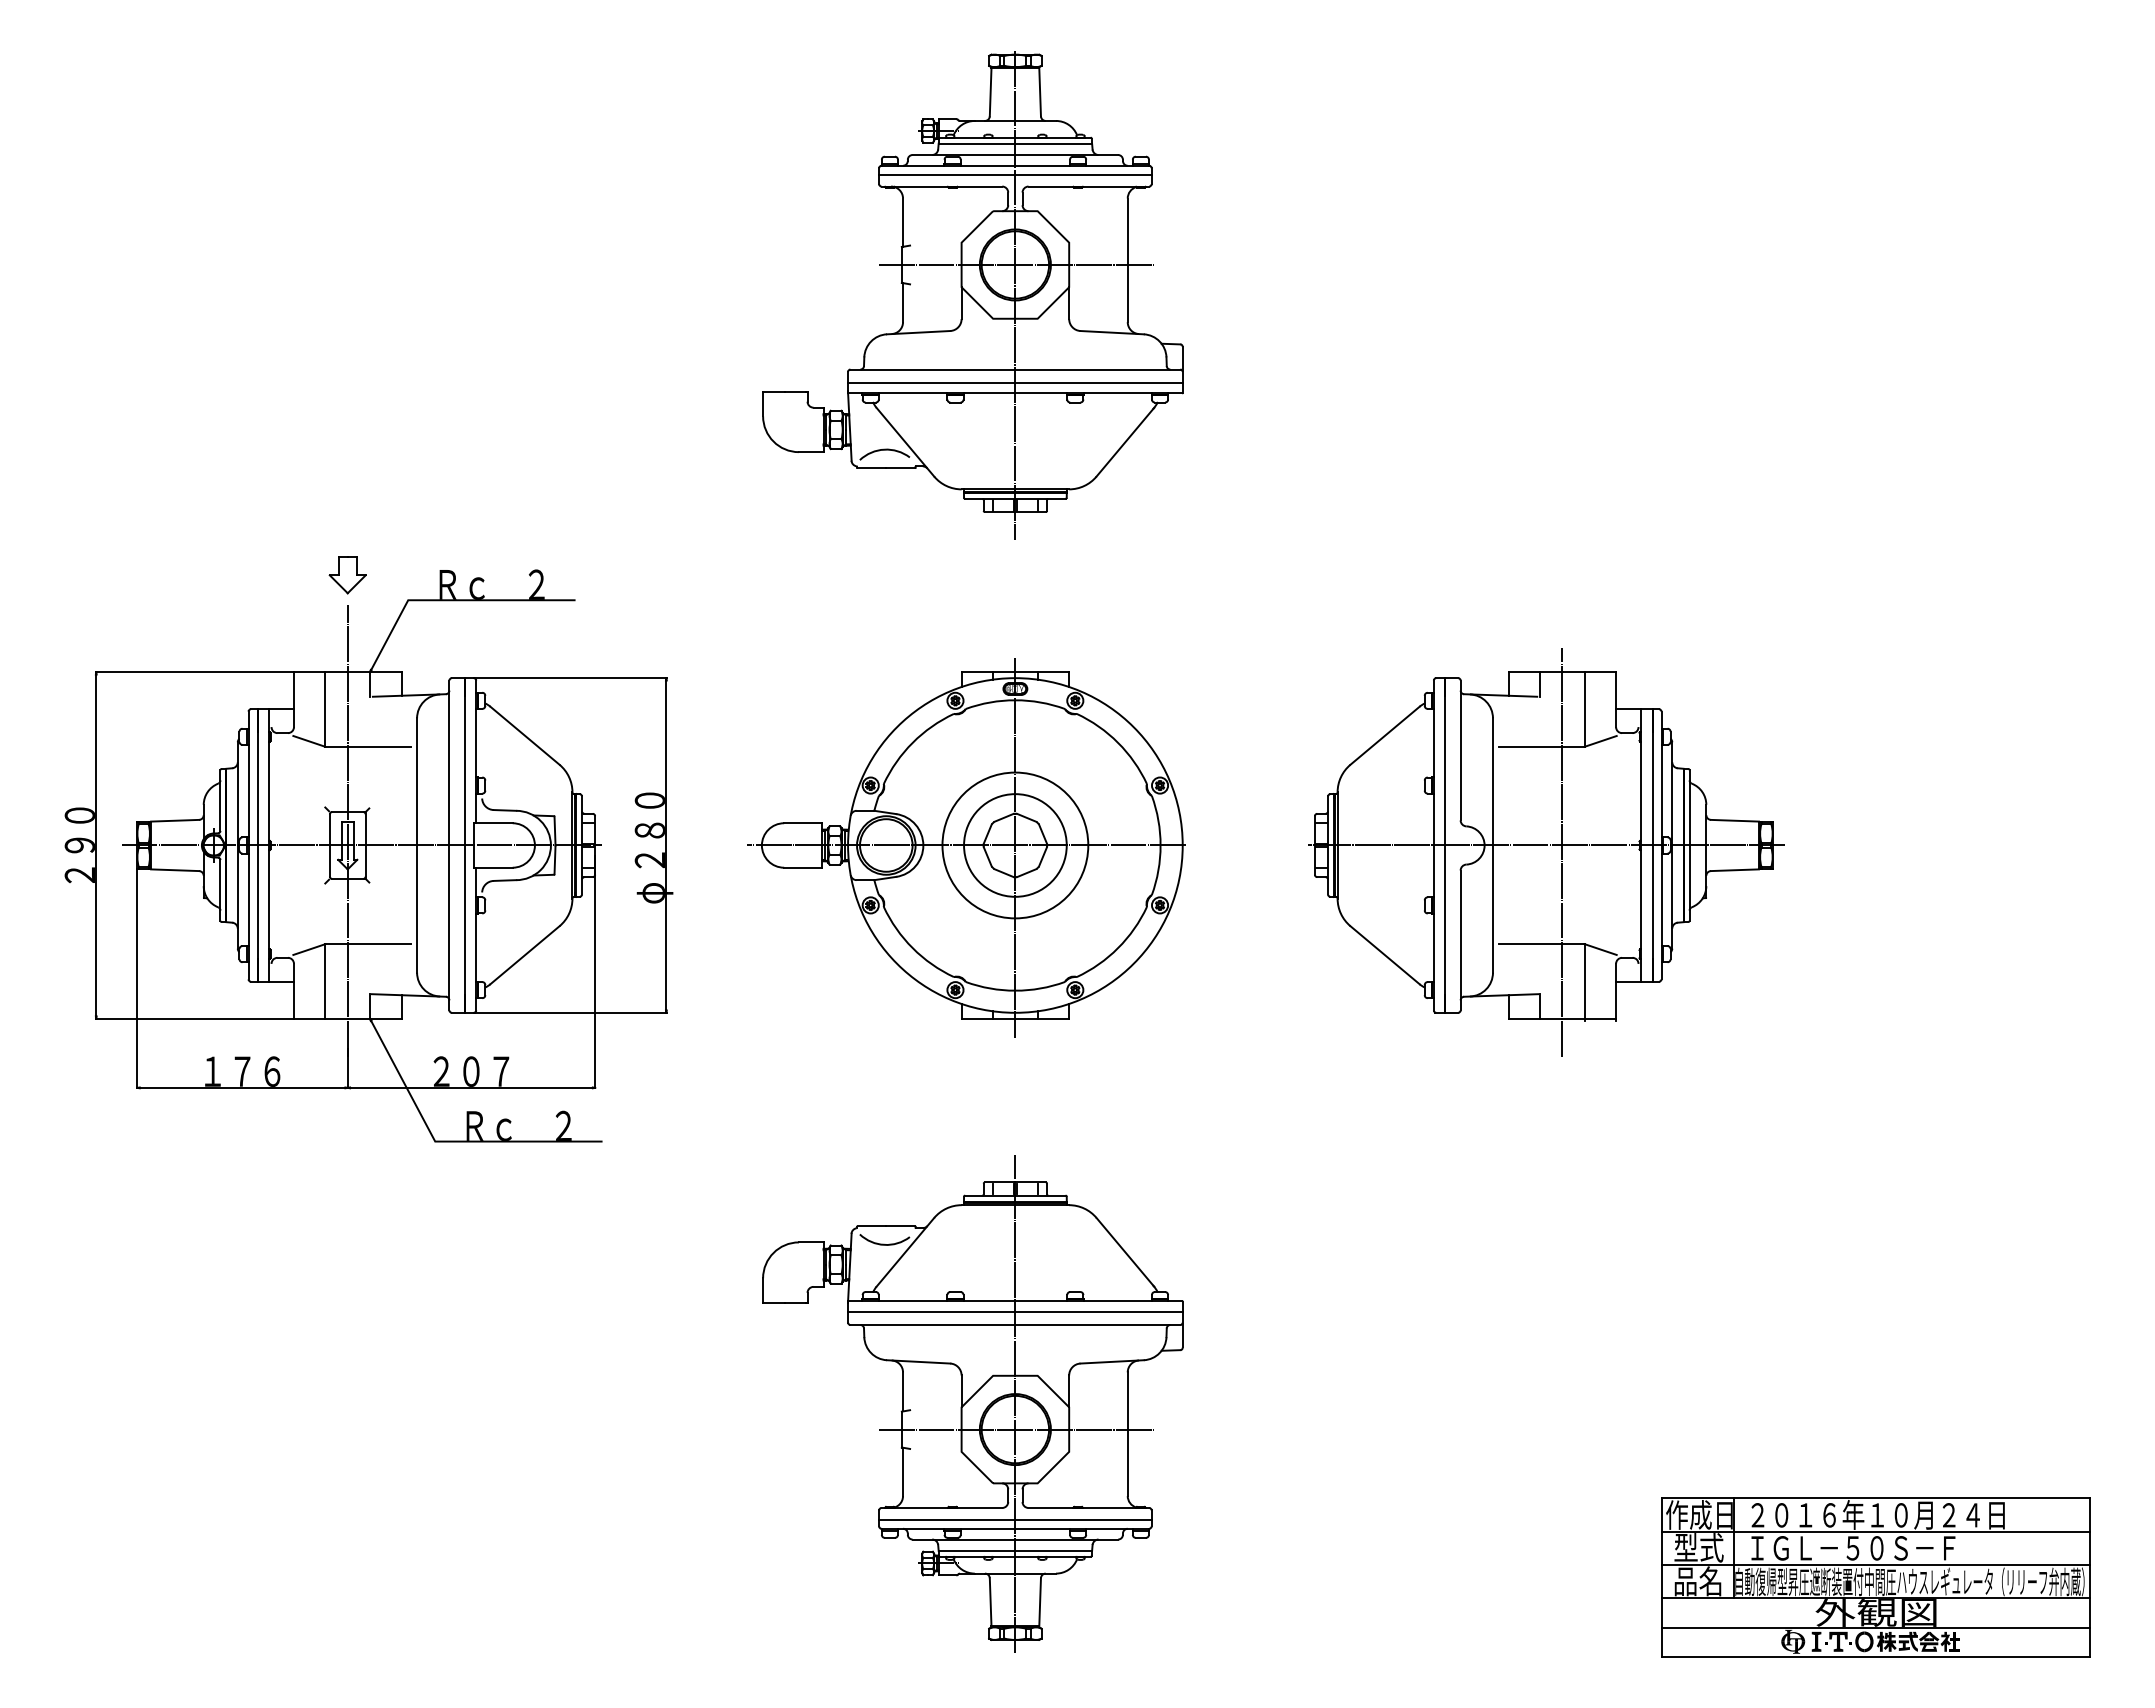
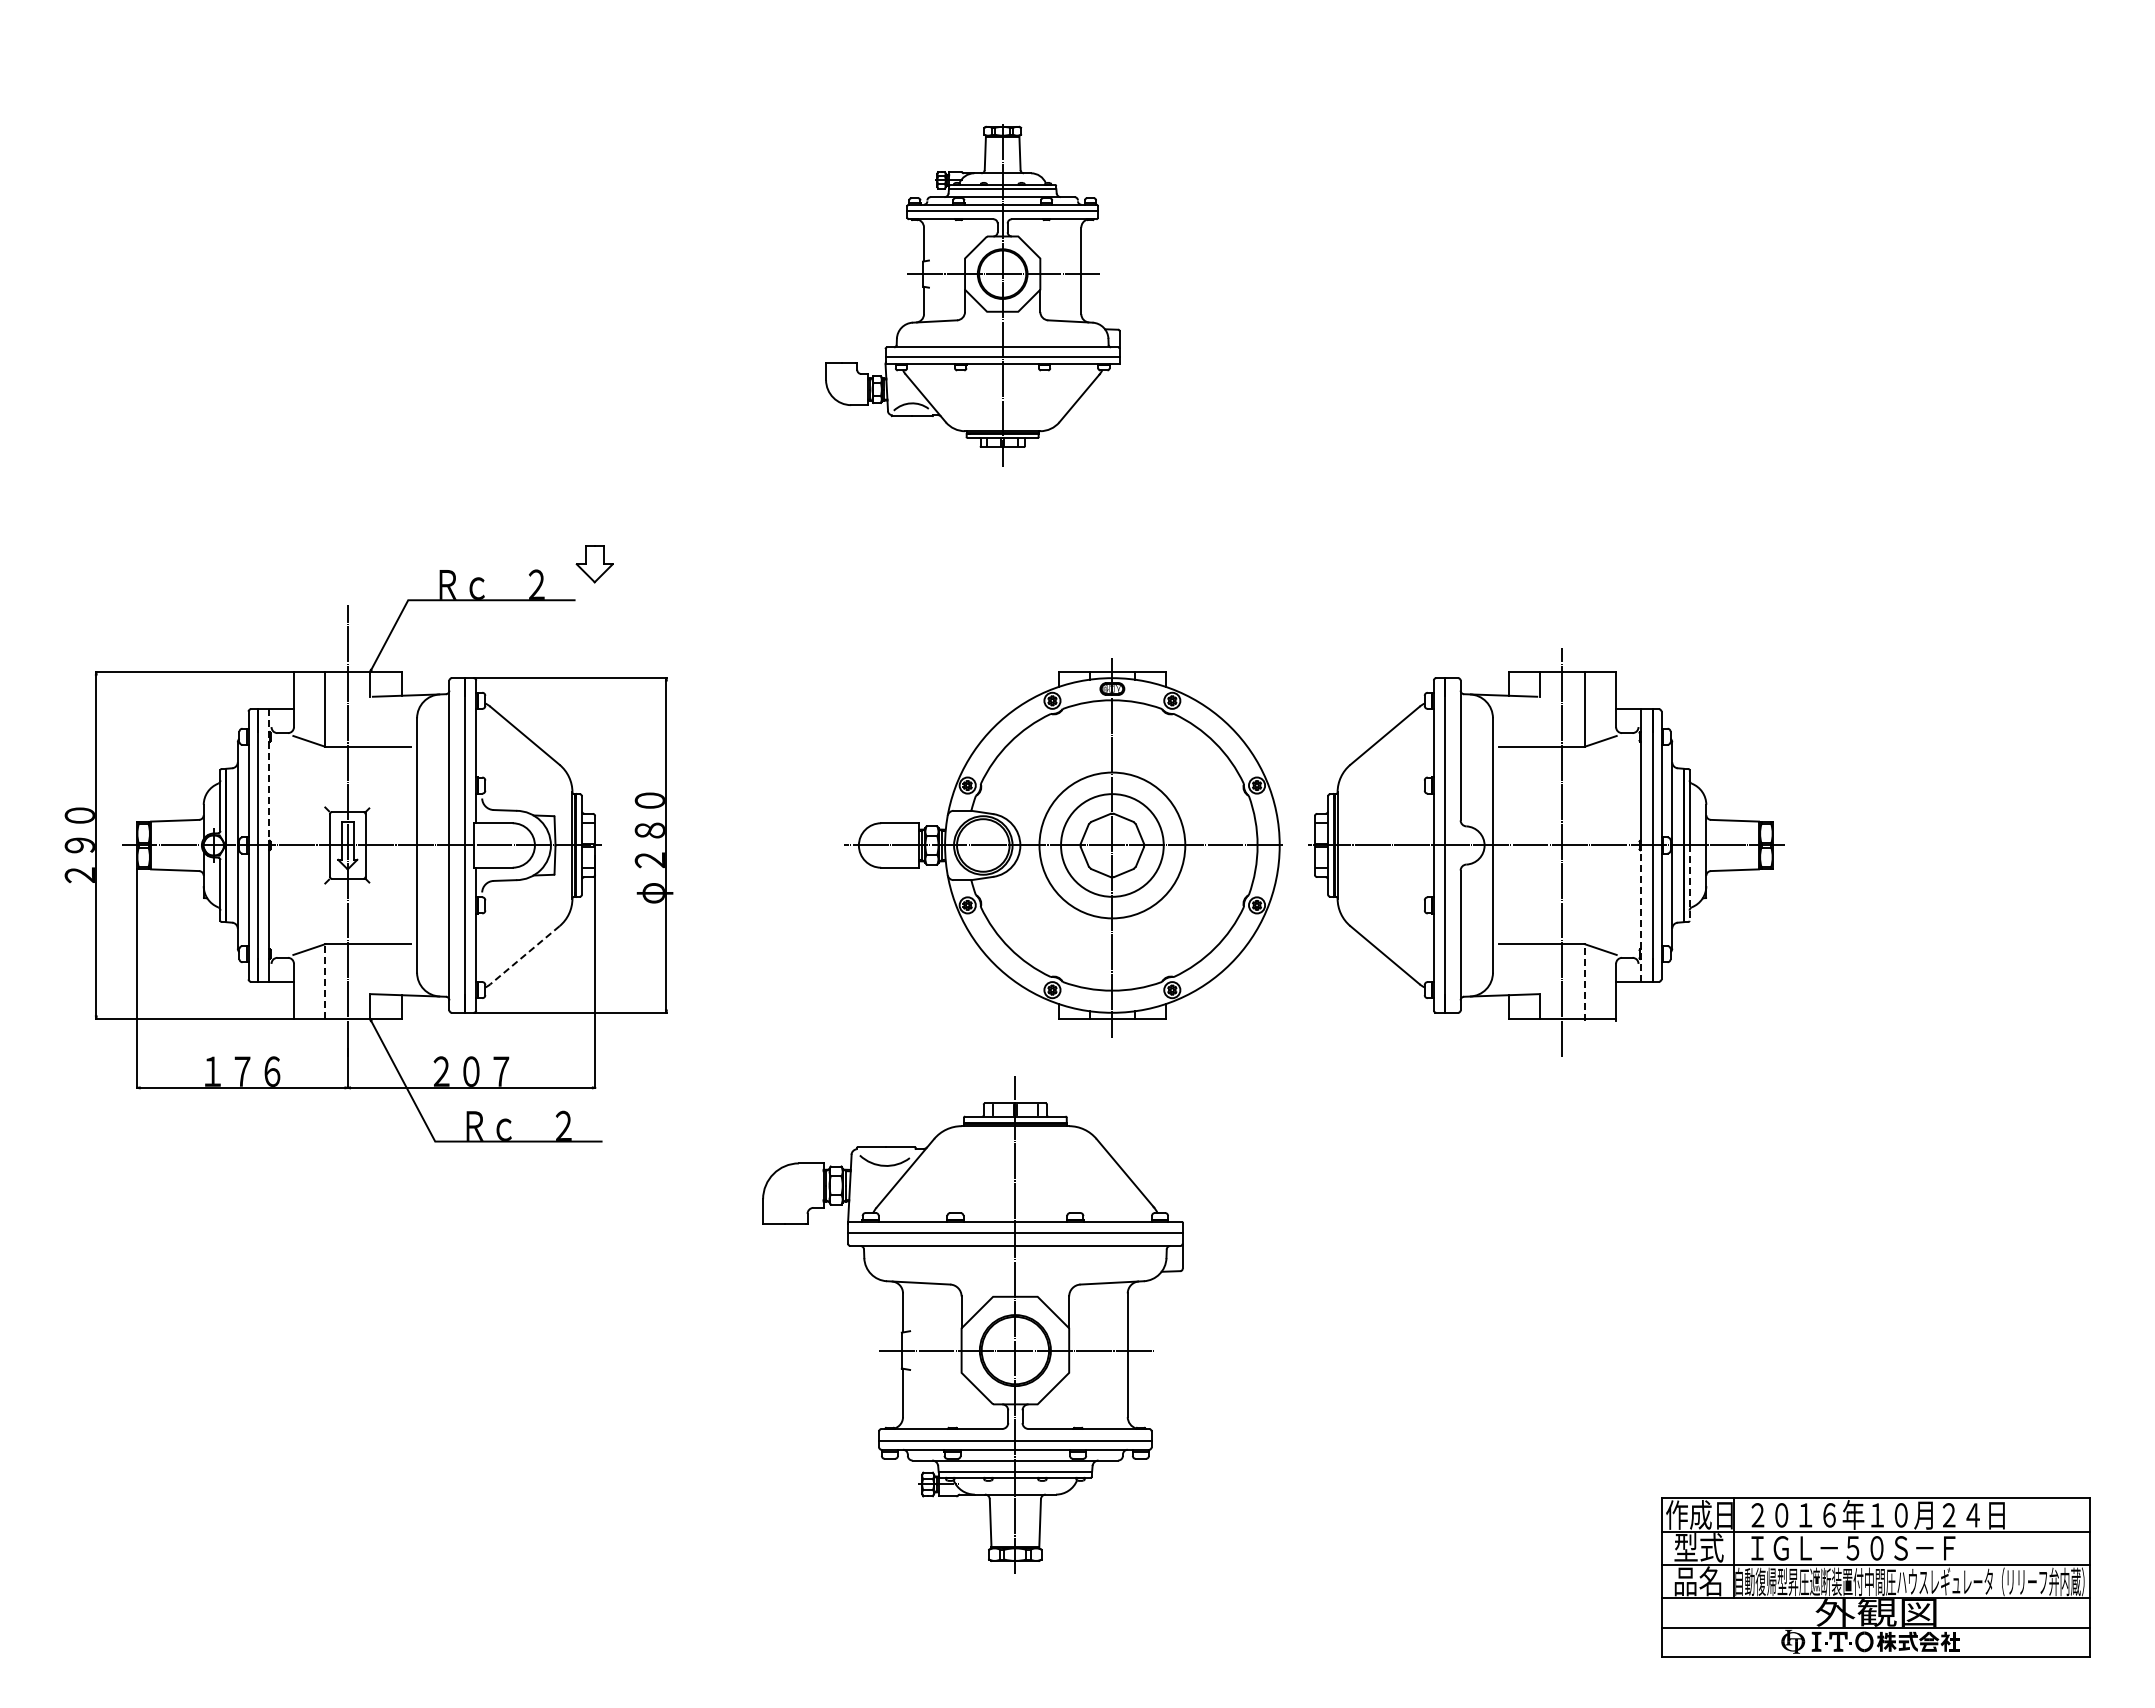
part size: 422x489 px -> 296x343 px (972, 295)
part position: (347, 575) -> (594, 564) (594, 564)
line: solid -> dashed (269, 777)
part position: (966, 847) -> (1063, 847) (1063, 847)
line: solid -> dashed (1689, 883)
line: solid -> dashed (1640, 913)
line: solid -> dashed (524, 955)
line: solid -> dashed (325, 980)
line: solid -> dashed (1584, 982)
part position: (972, 1403) -> (972, 1324) (972, 1324)
